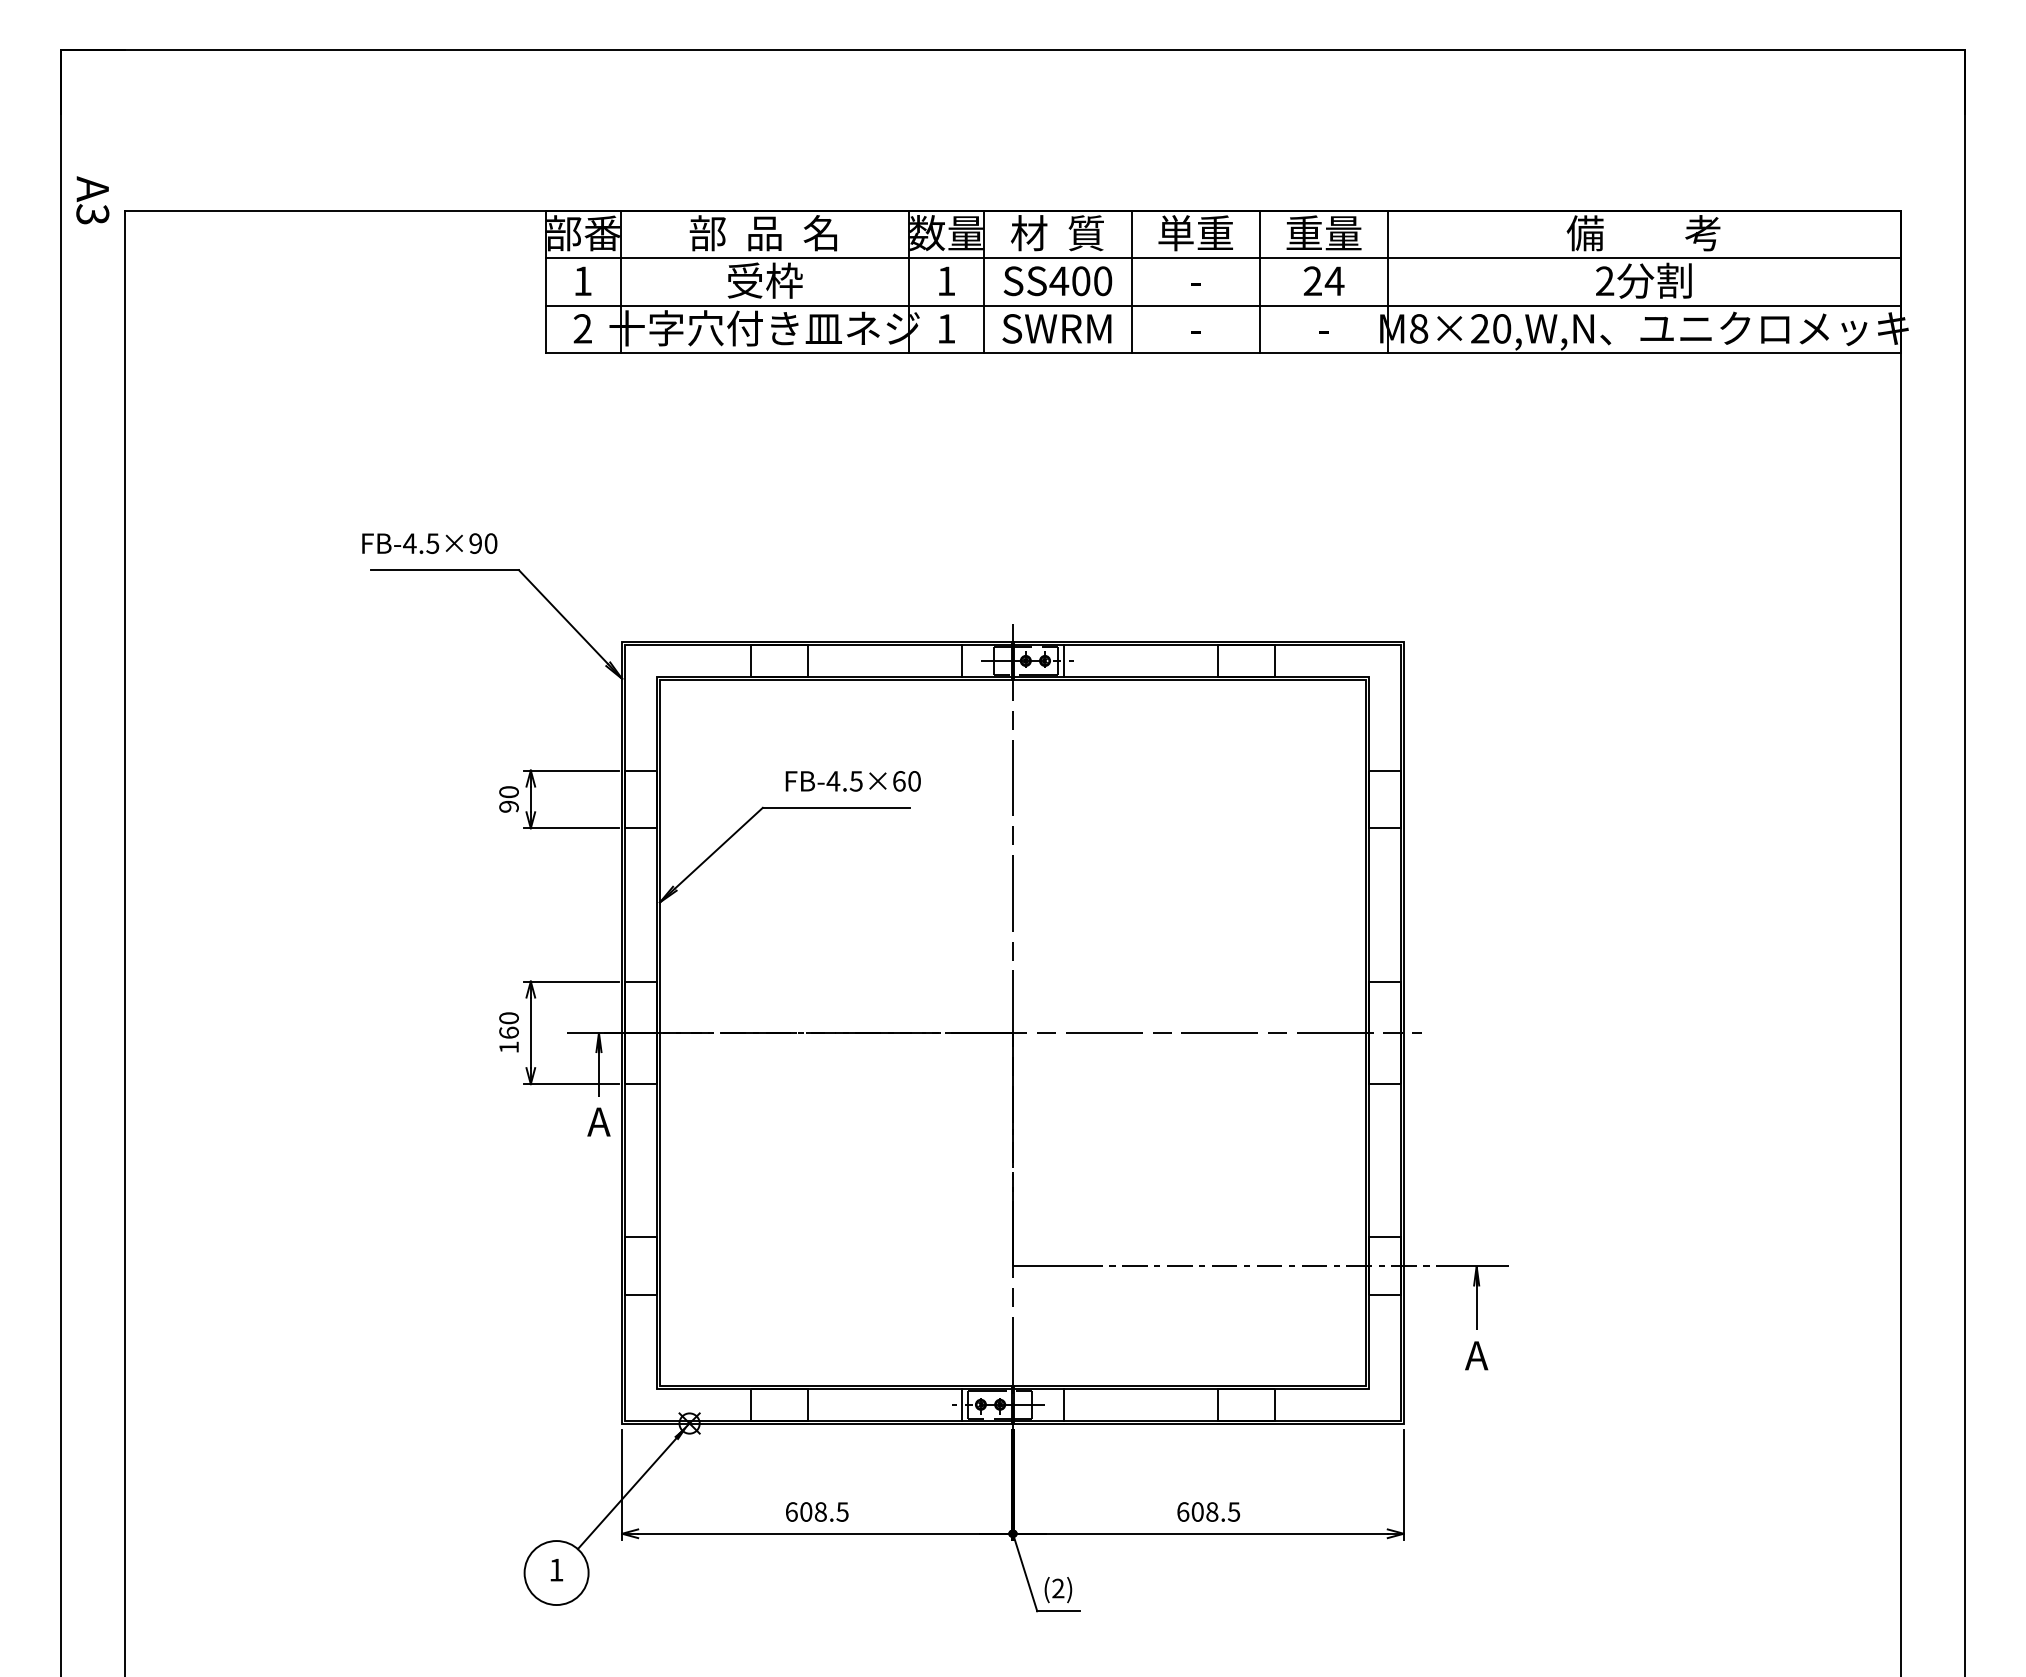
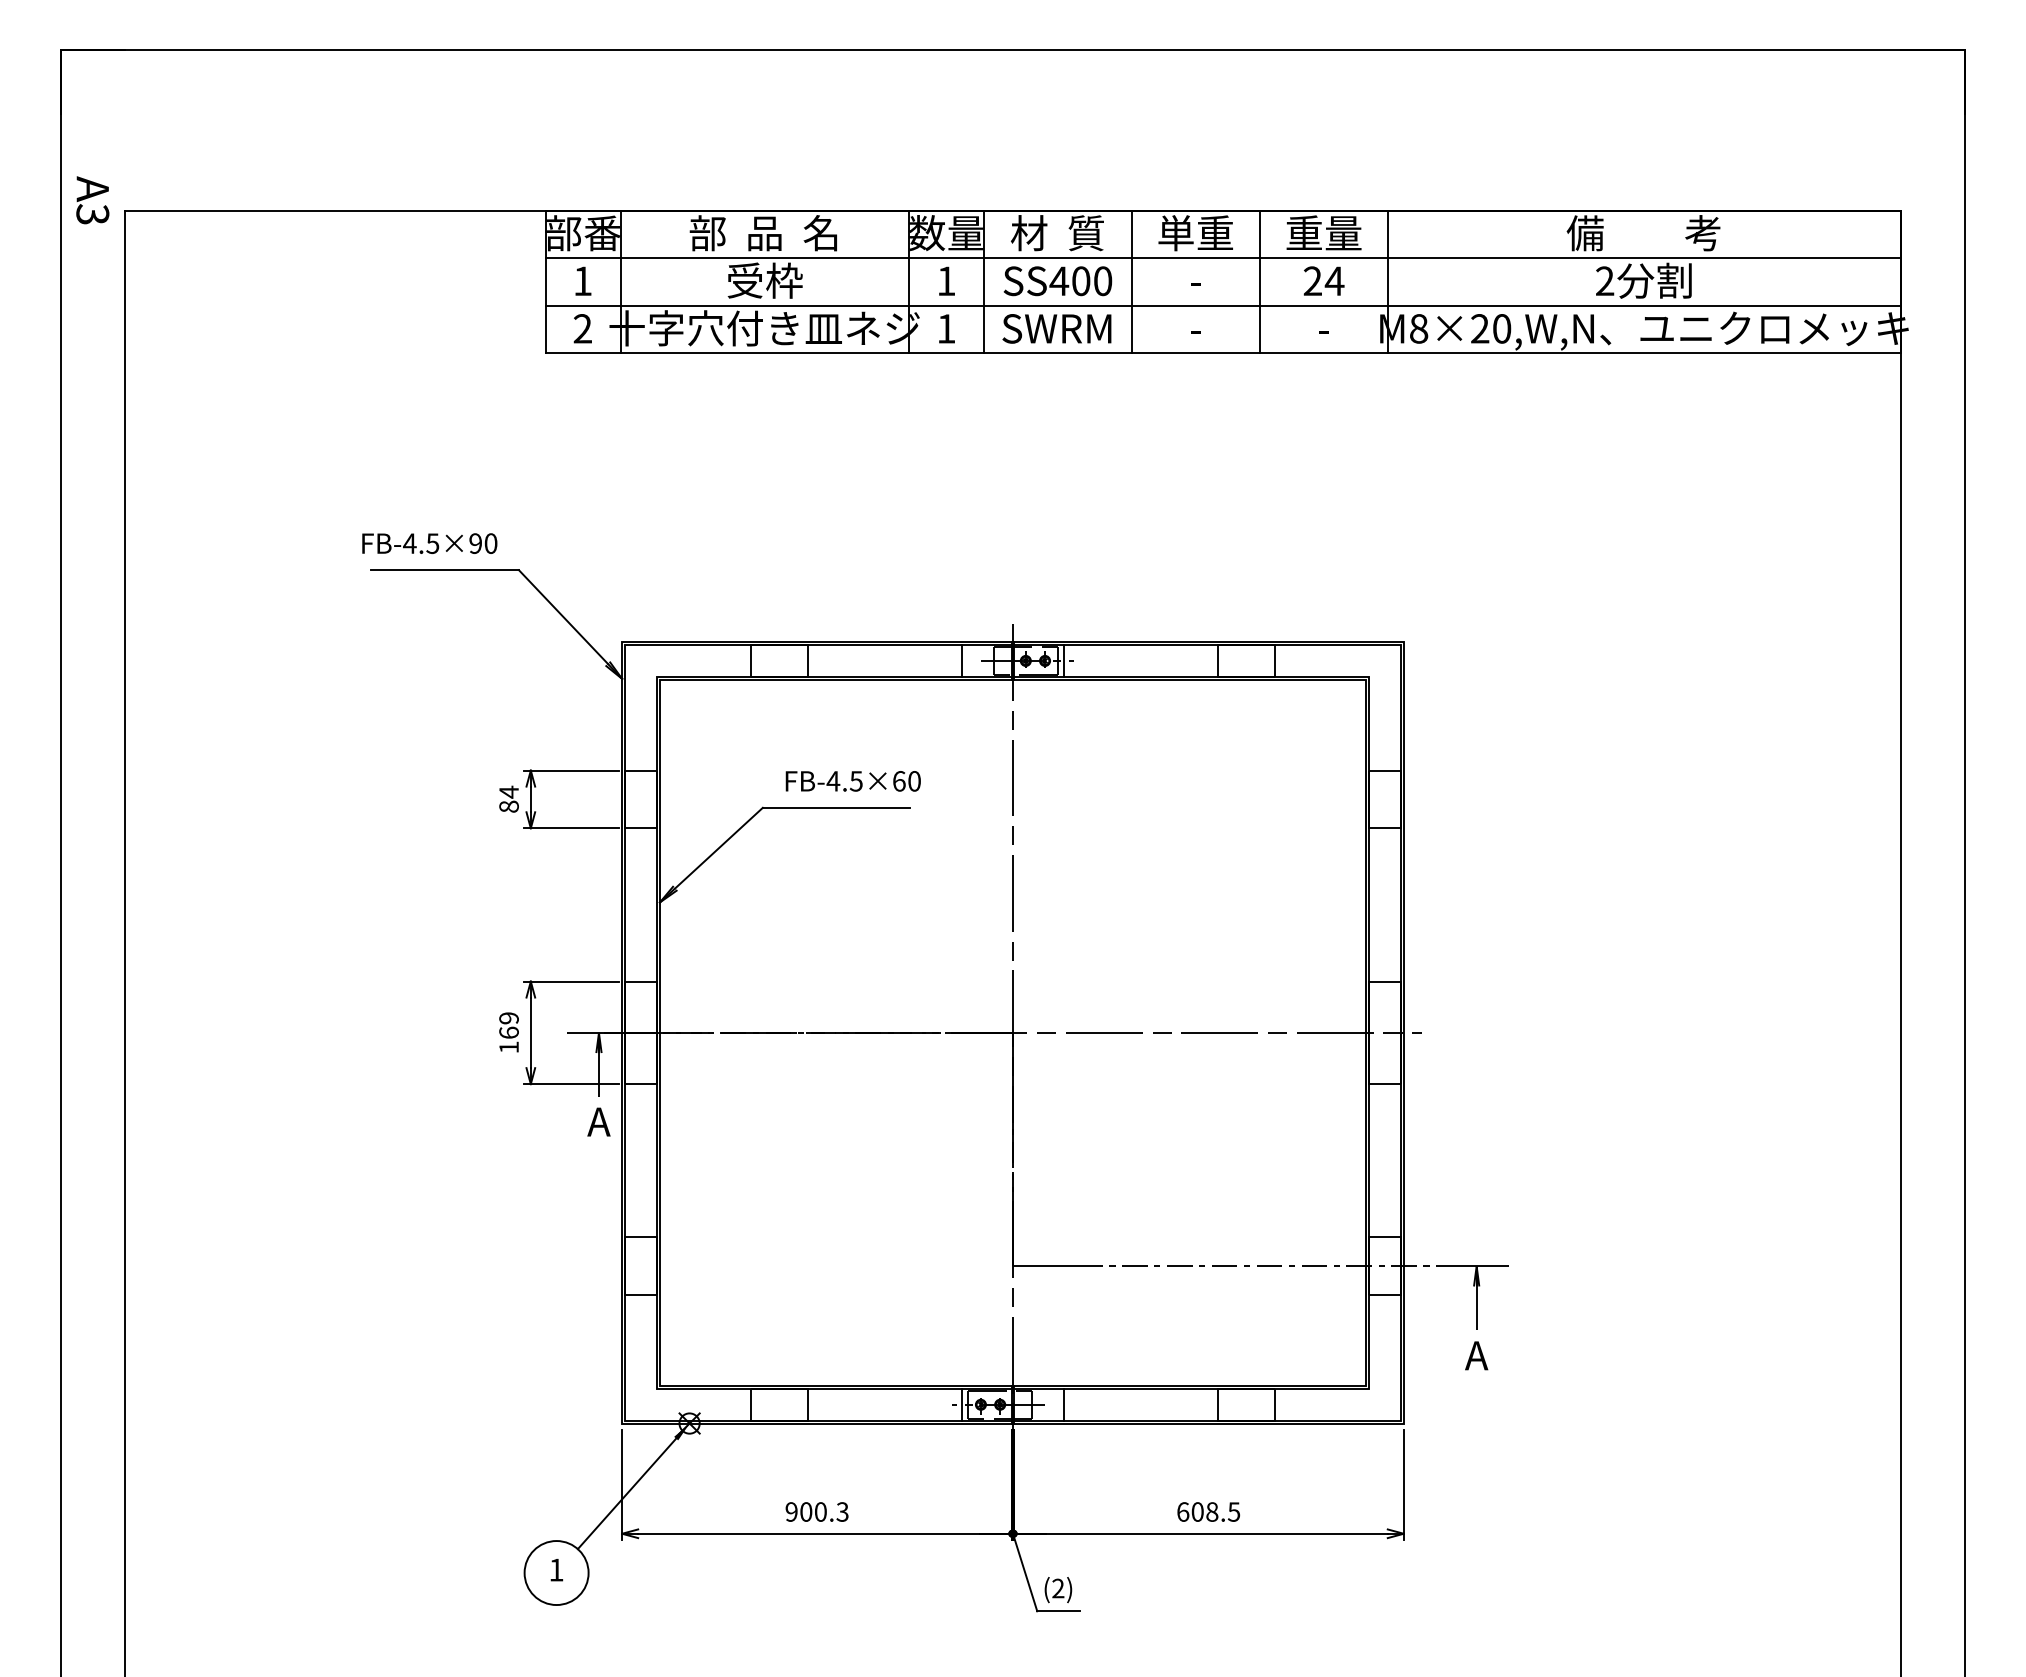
text: 90 -> 84 (508, 798)
text: 160 -> 169 (508, 1018)
text: 608.5 -> 900.3 (816, 1511)
